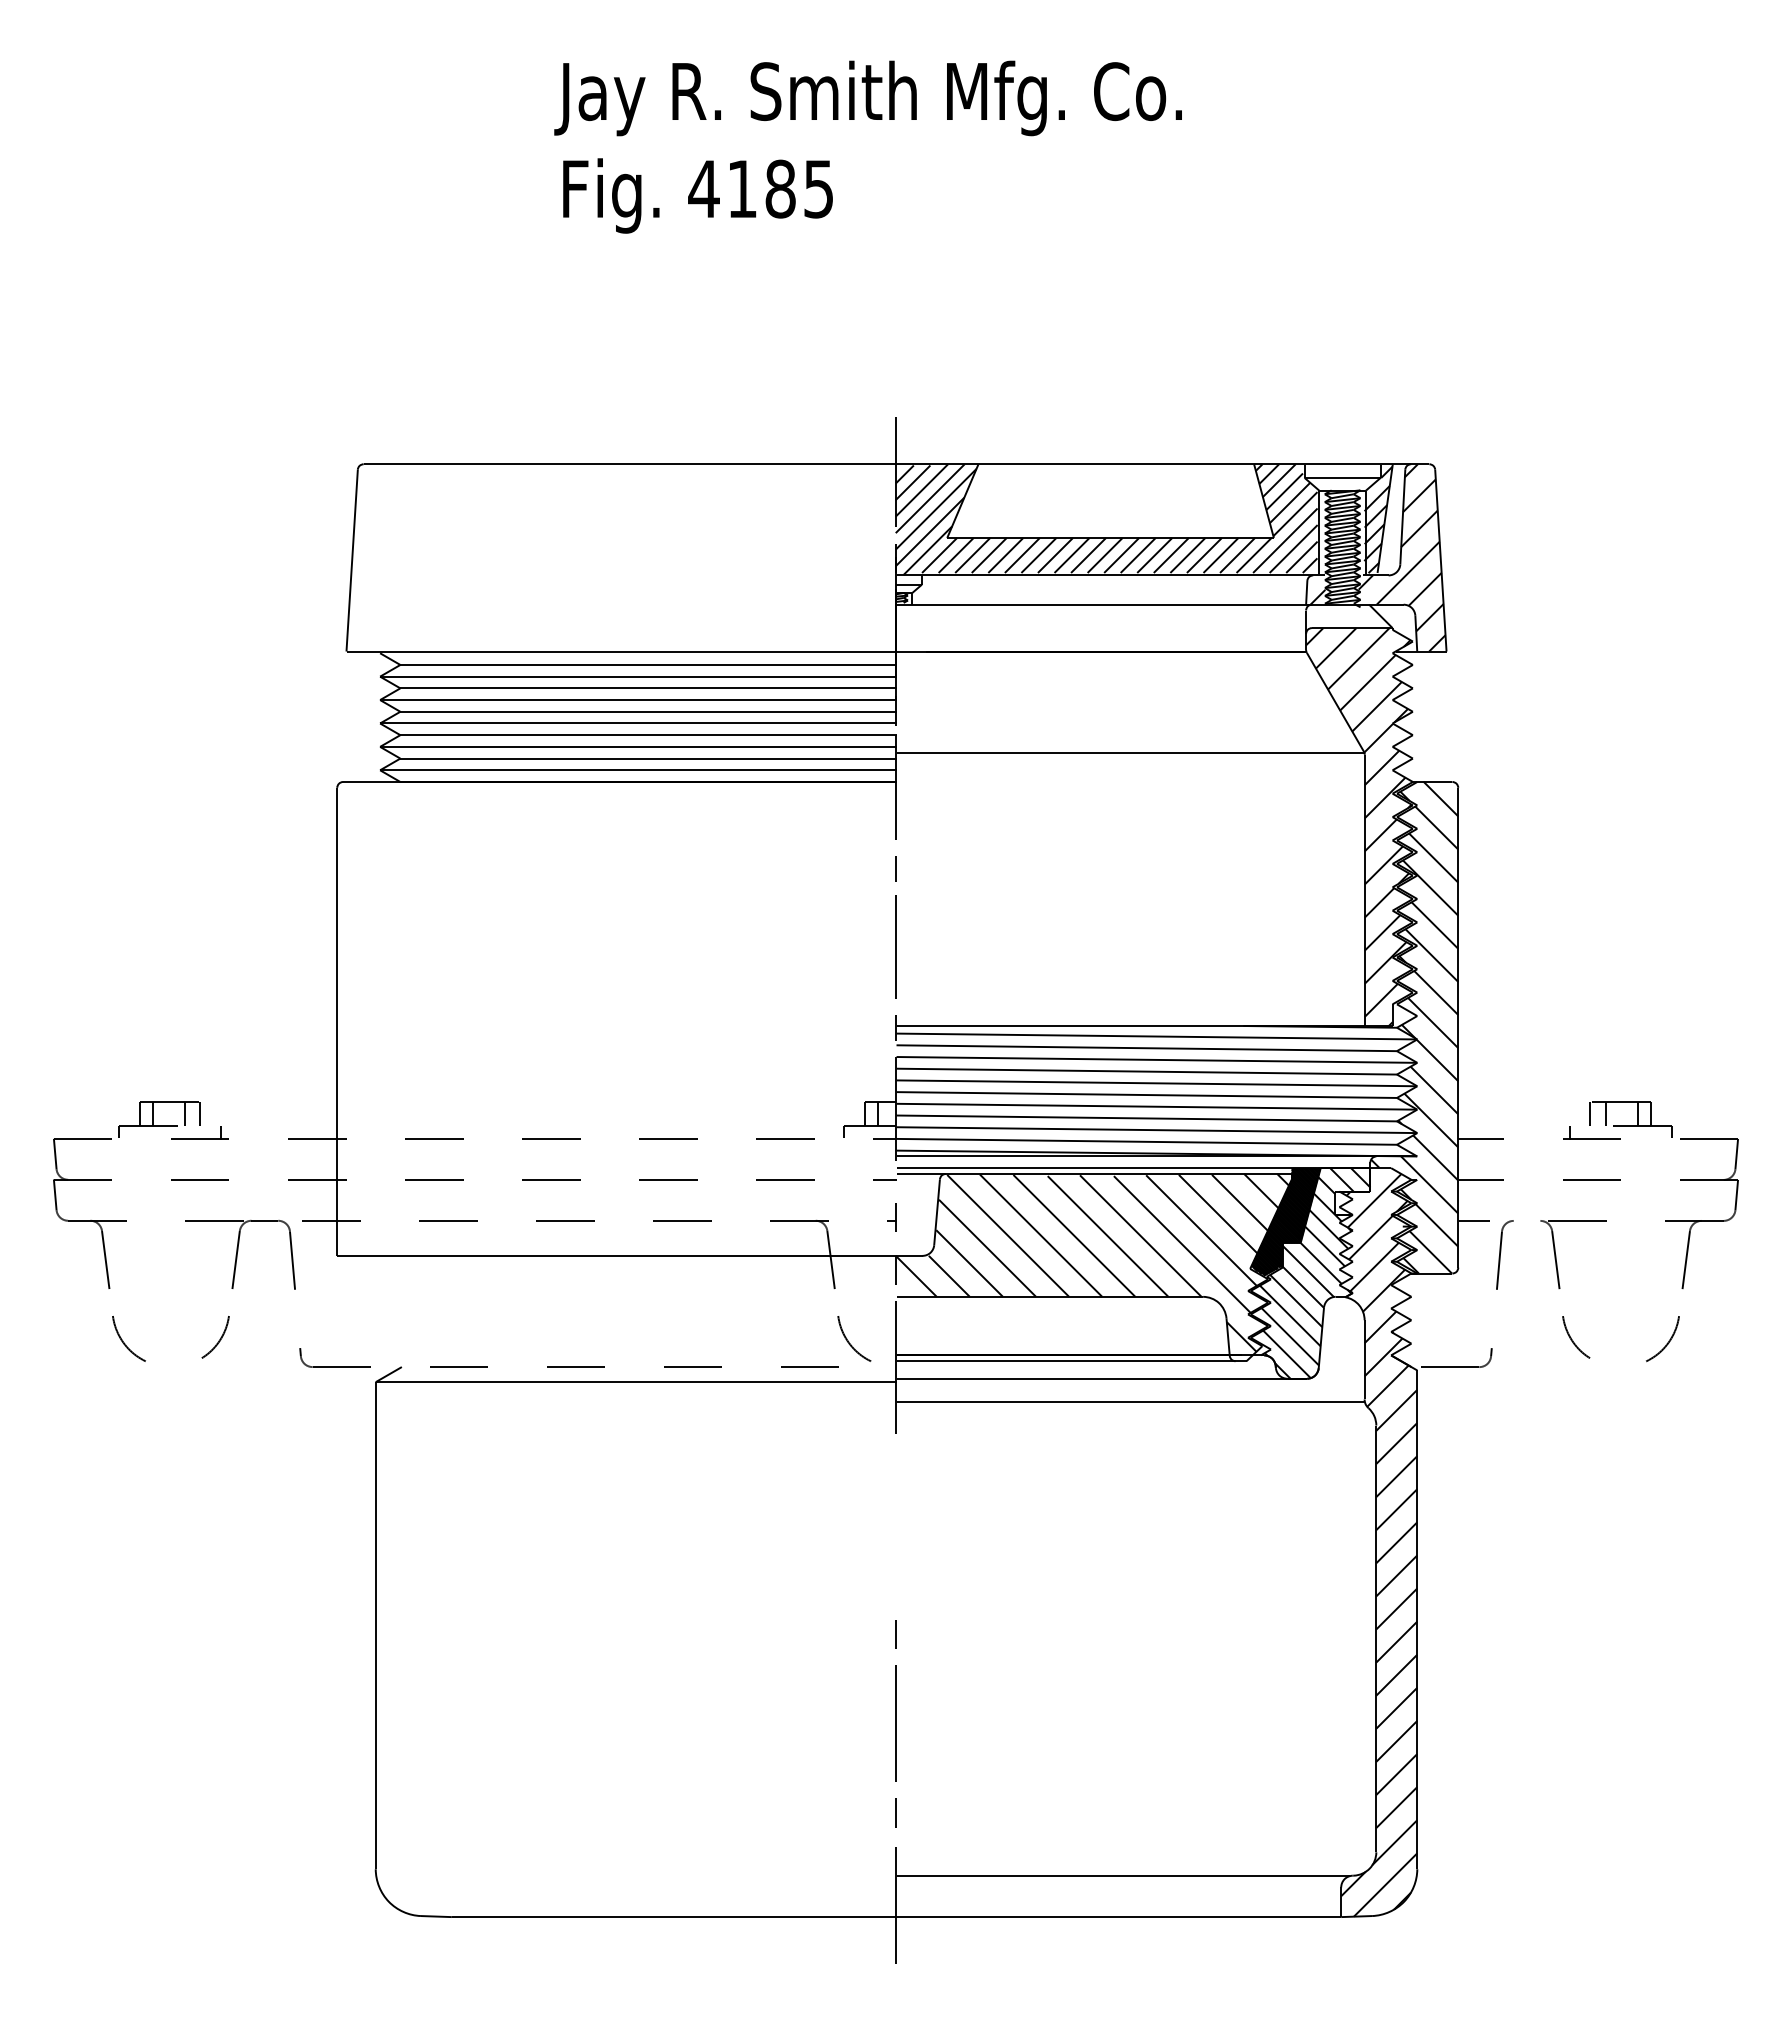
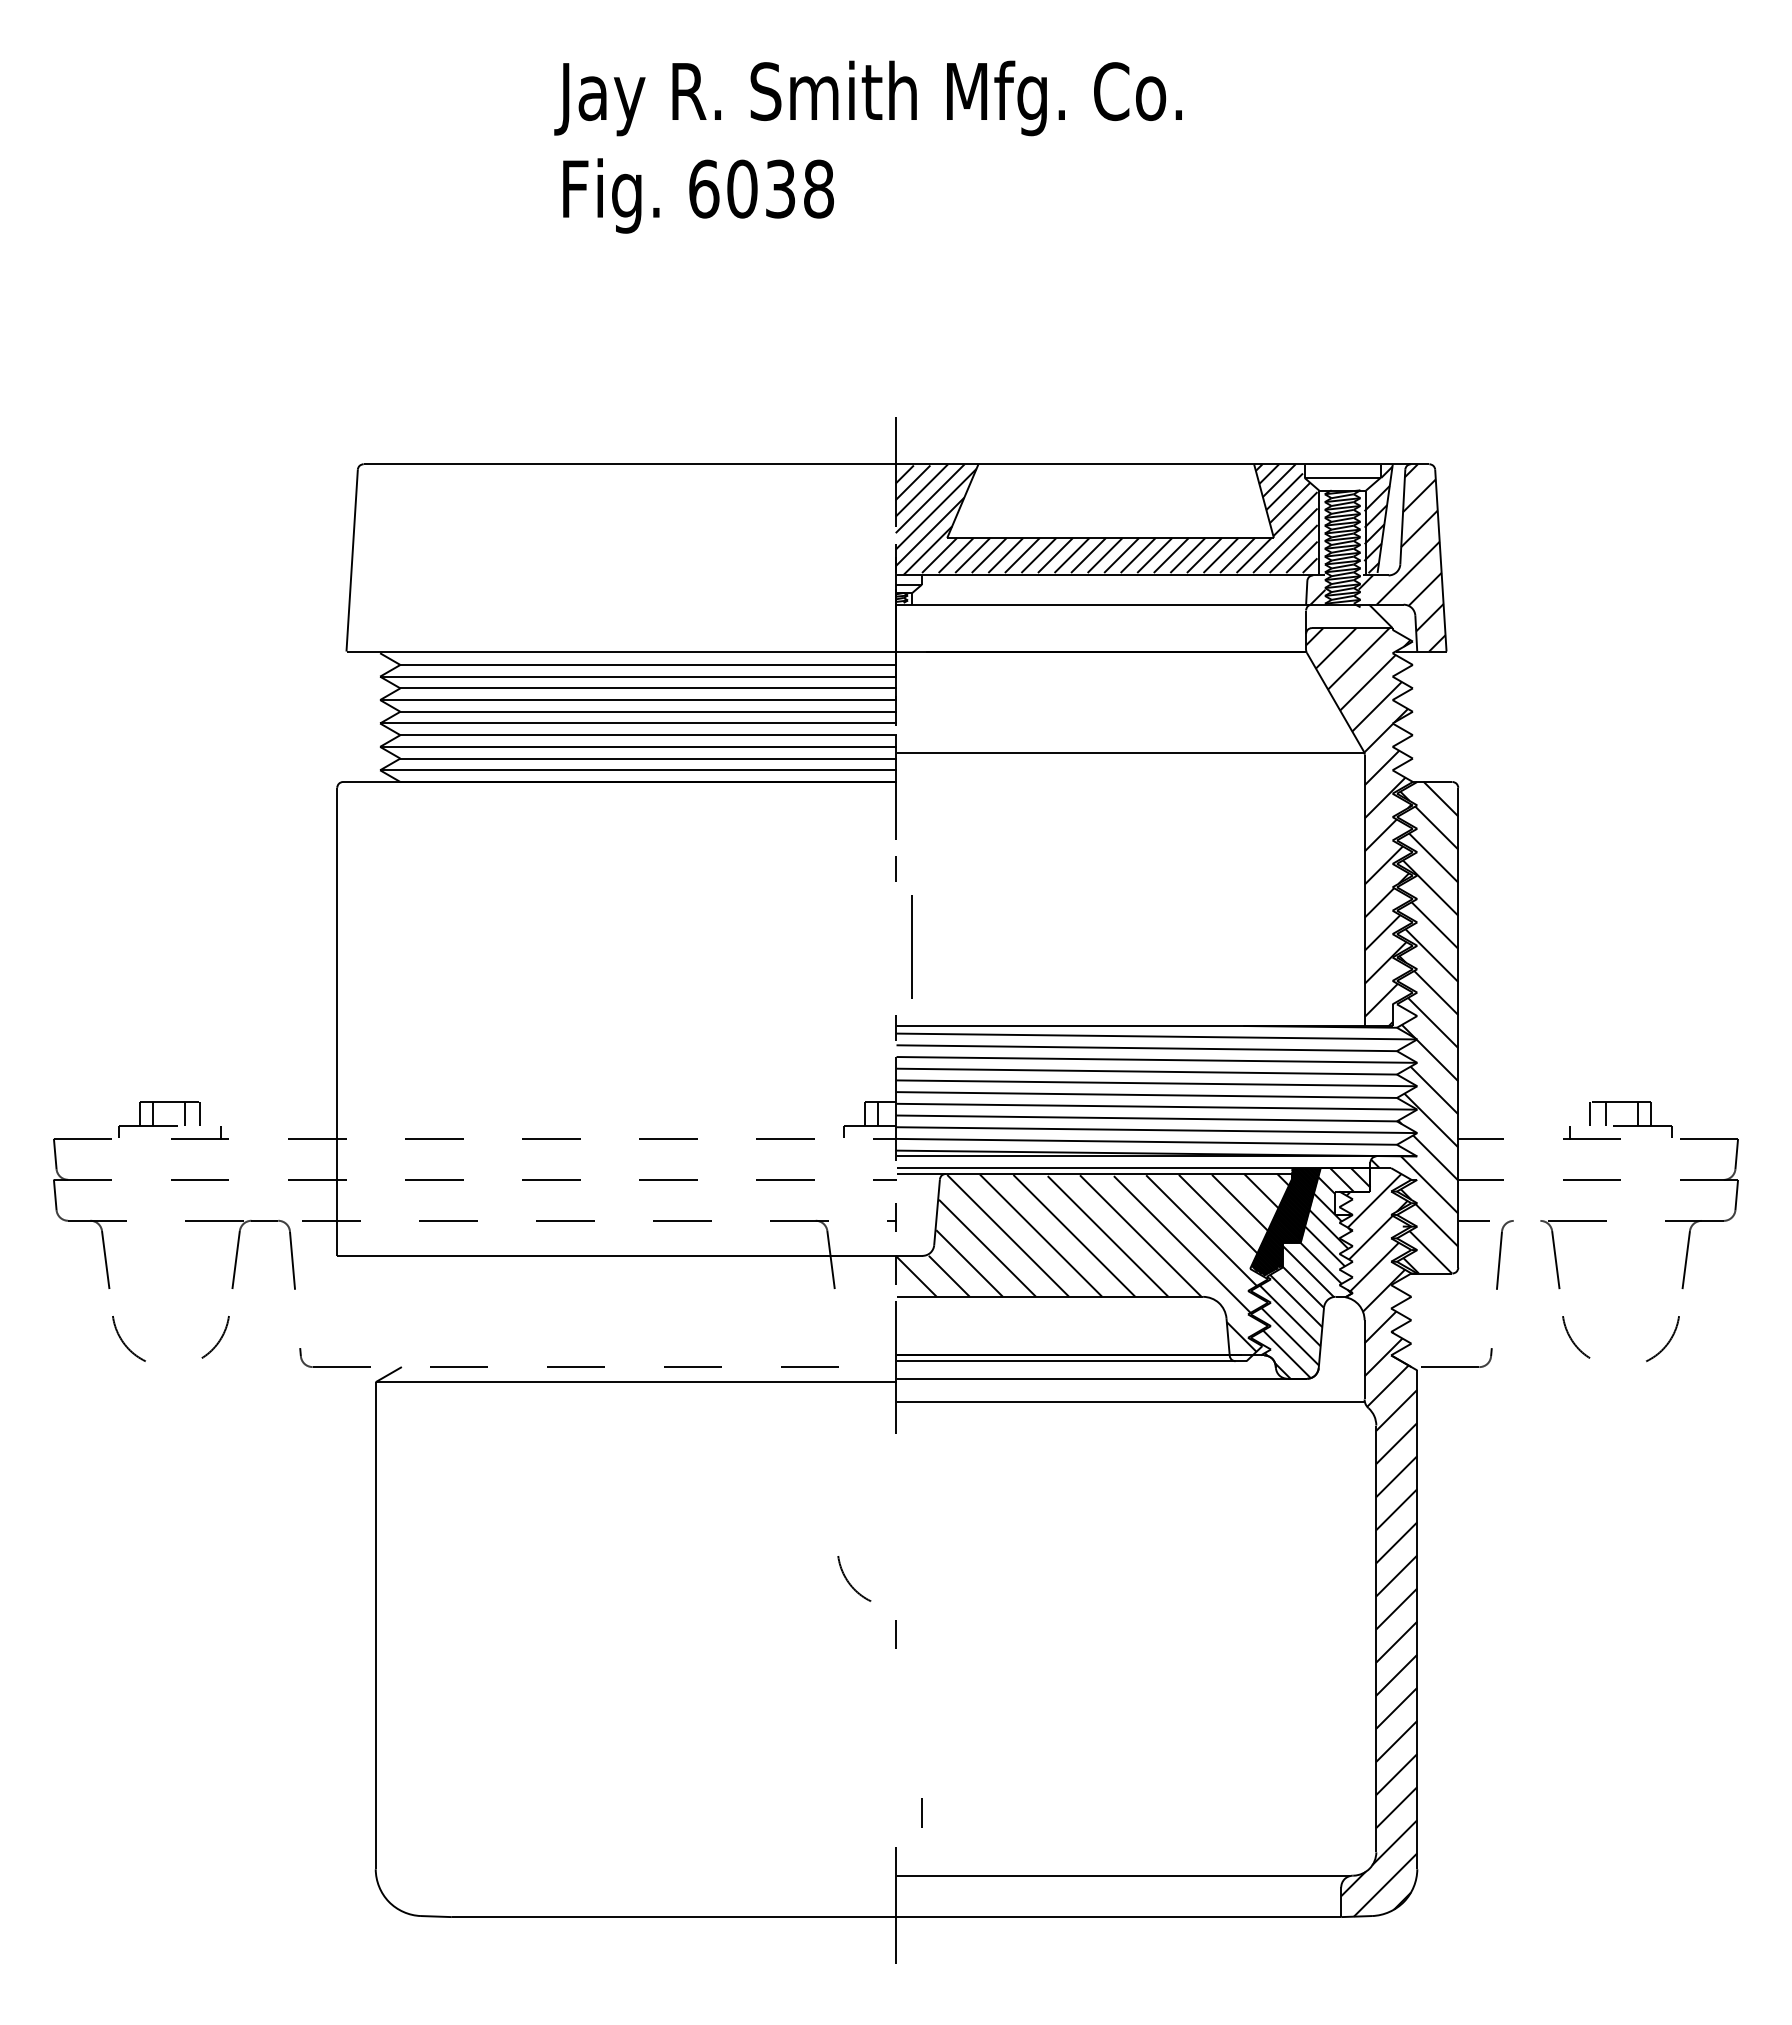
text: 4185 -> 6038 (761, 188)
line position: (895, 946) -> (911, 946) (911, 946)
curve position: (849, 1341) -> (849, 1581) (849, 1581)
line: present -> none (895, 1723)
line position: (895, 1812) -> (921, 1812) (921, 1812)
